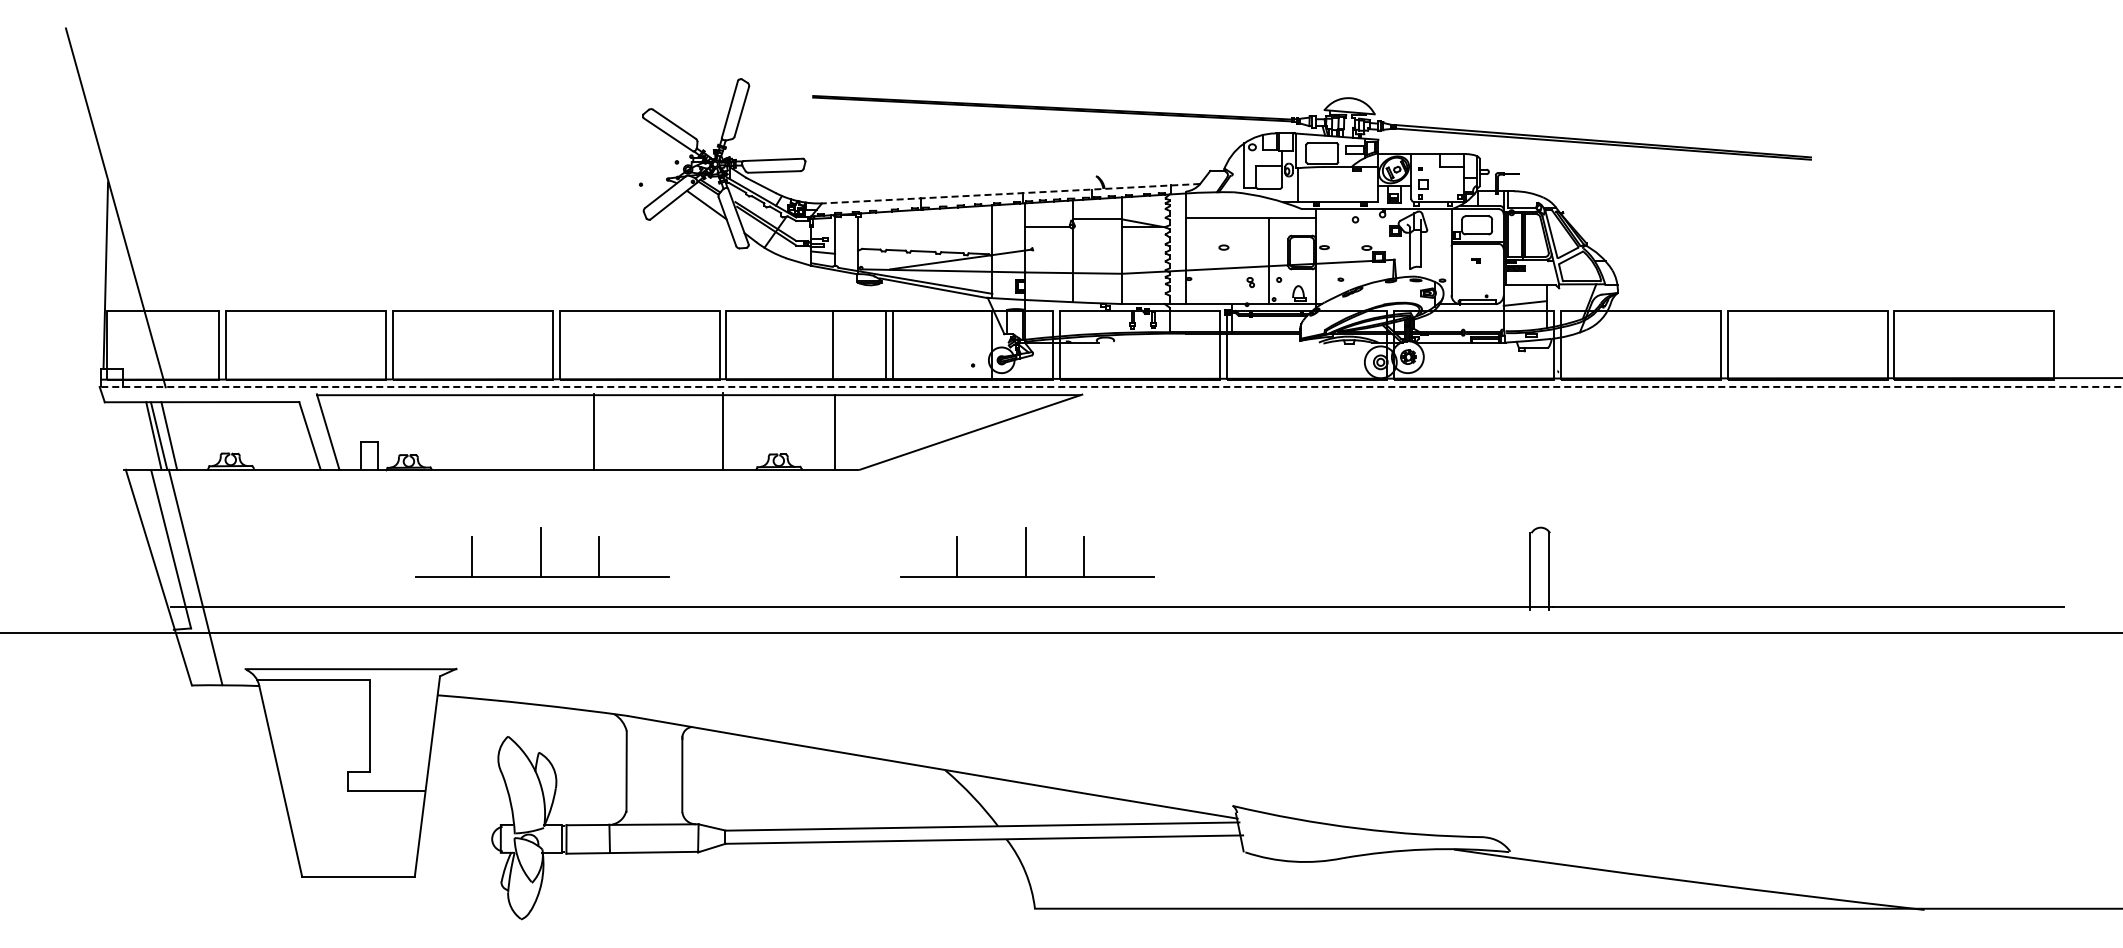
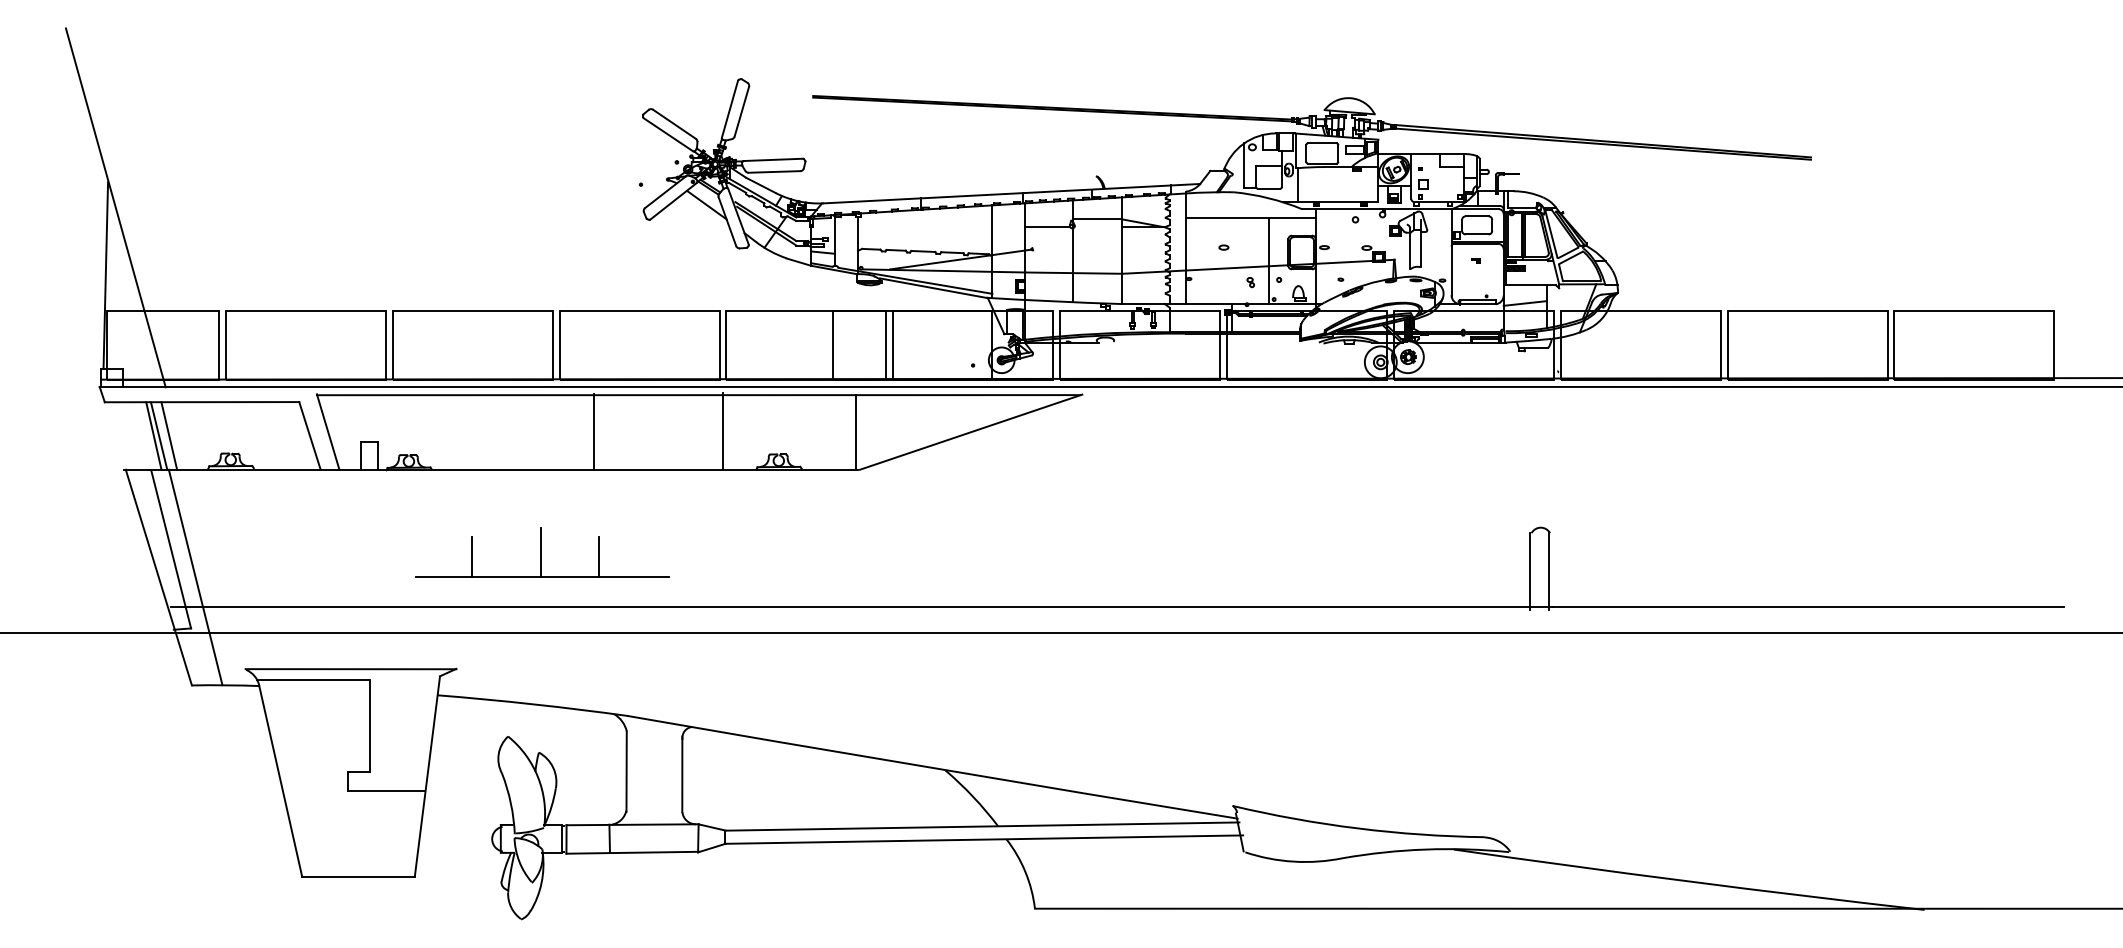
line: dashed -> solid (1011, 193)
line: dashed -> solid (1110, 386)
line position: (834, 432) -> (855, 432) (855, 432)
part: present -> none (1027, 552)
